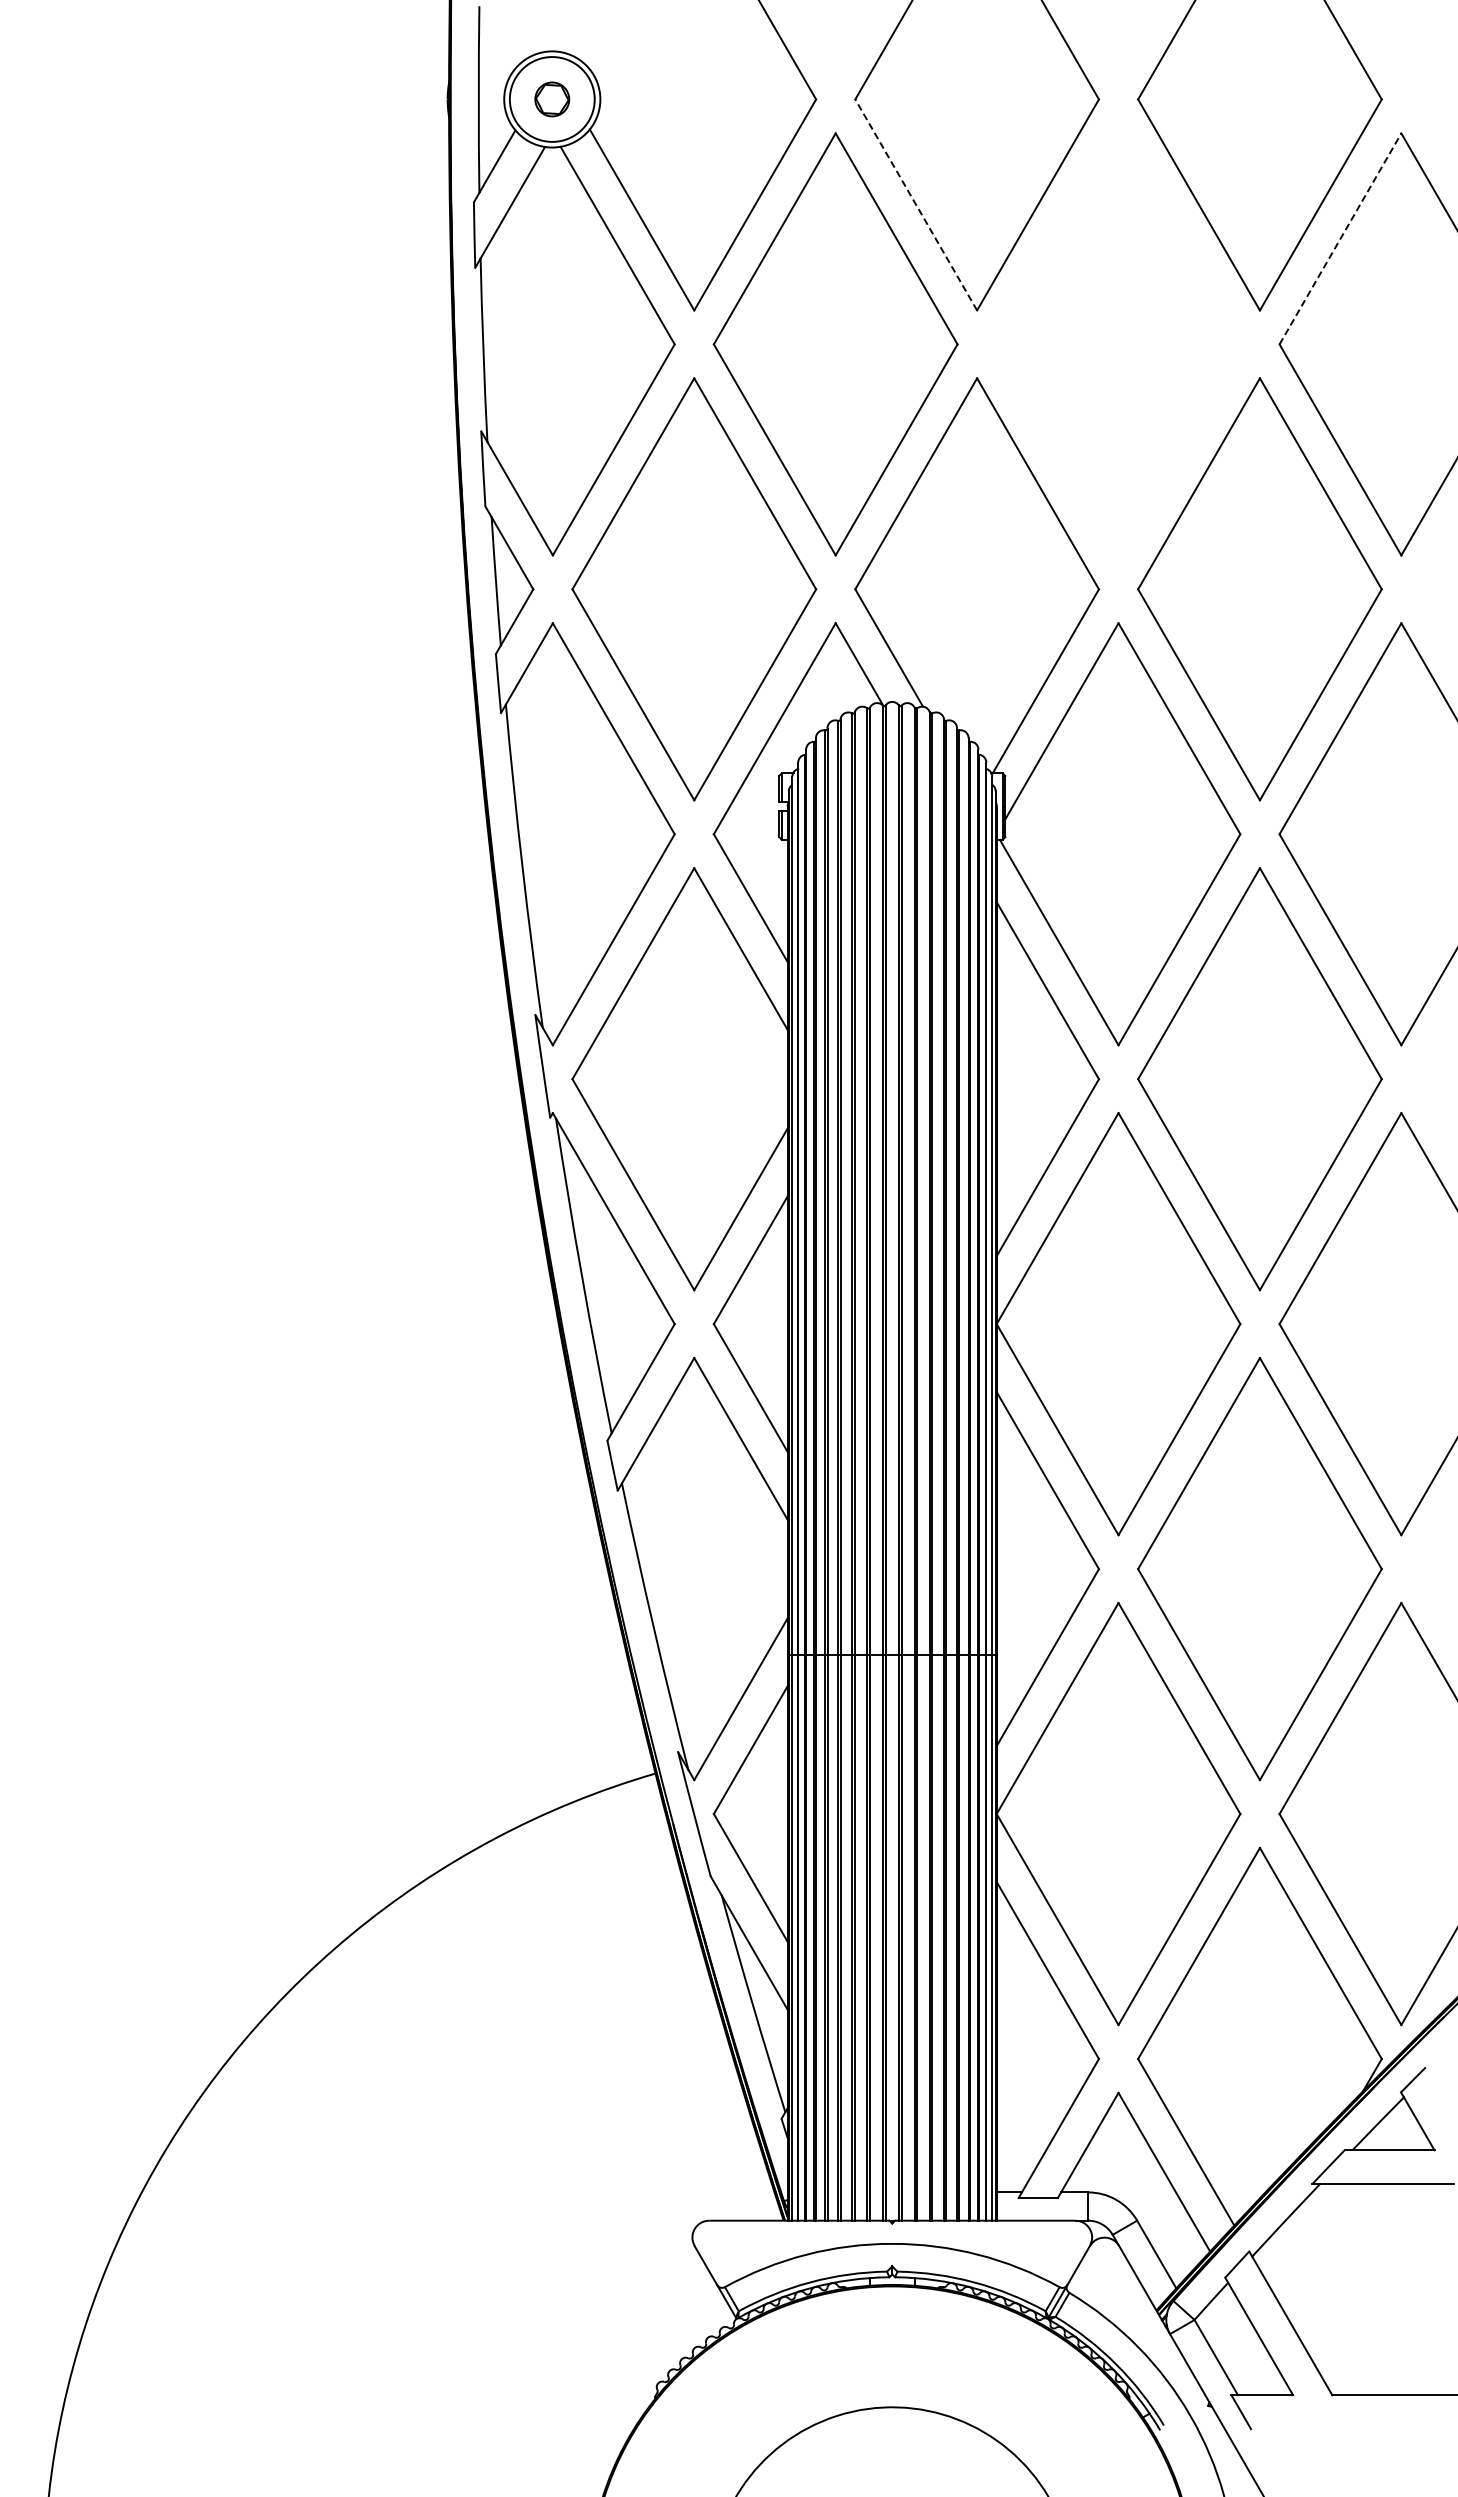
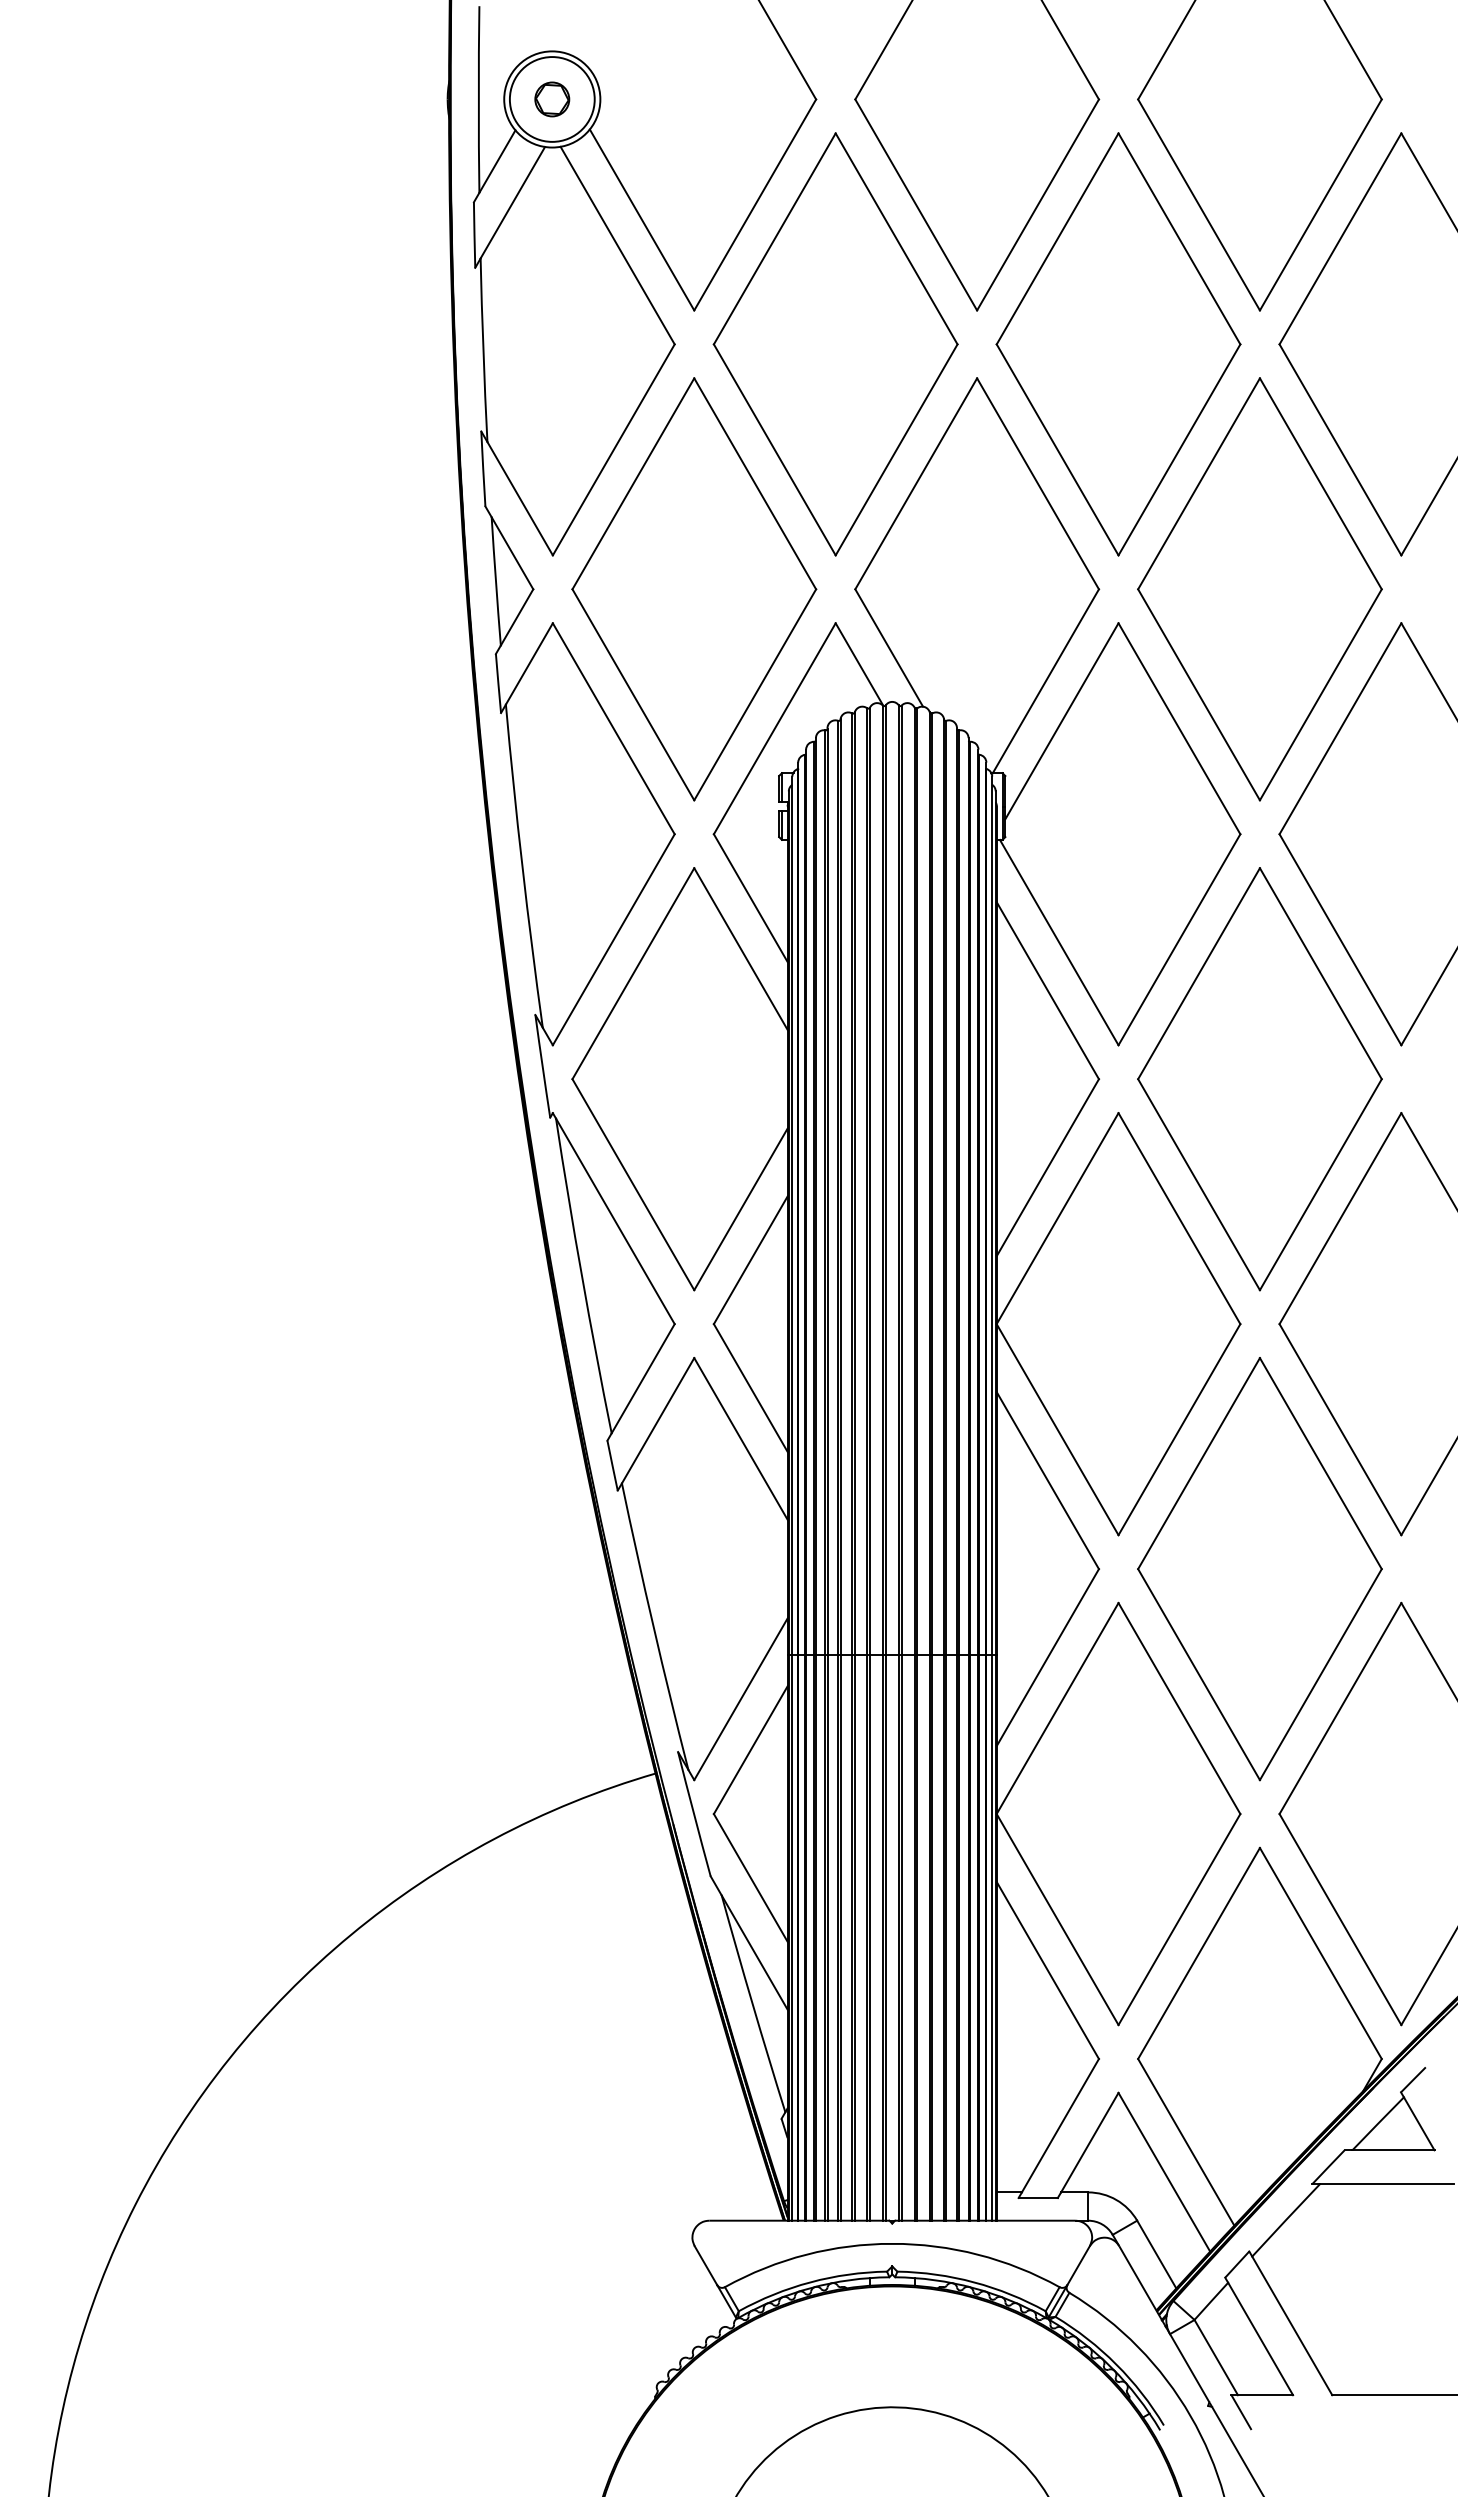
line: dashed -> solid (916, 204)
line: dashed -> solid (1340, 238)
part: none -> present (1118, 344)
